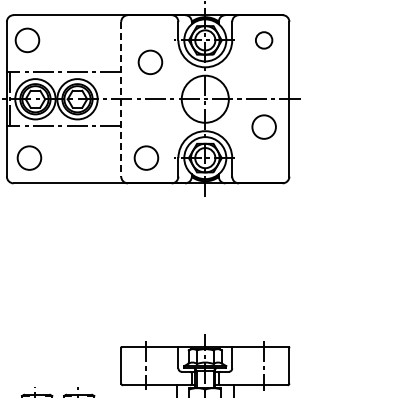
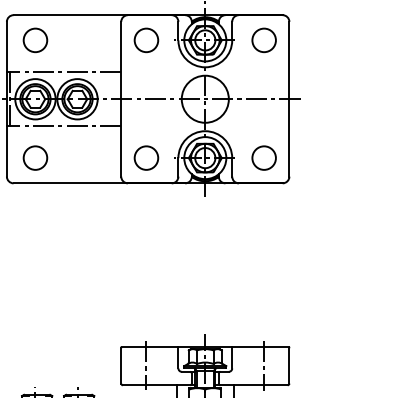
circle position: (27, 40) -> (35, 40) (35, 40)
circle size: 19x19 px -> 26x27 px (263, 40)
circle position: (150, 62) -> (146, 40) (146, 40)
line: dashed -> solid (121, 99)
circle position: (263, 126) -> (263, 157) (263, 157)
circle position: (29, 157) -> (35, 157) (35, 157)
